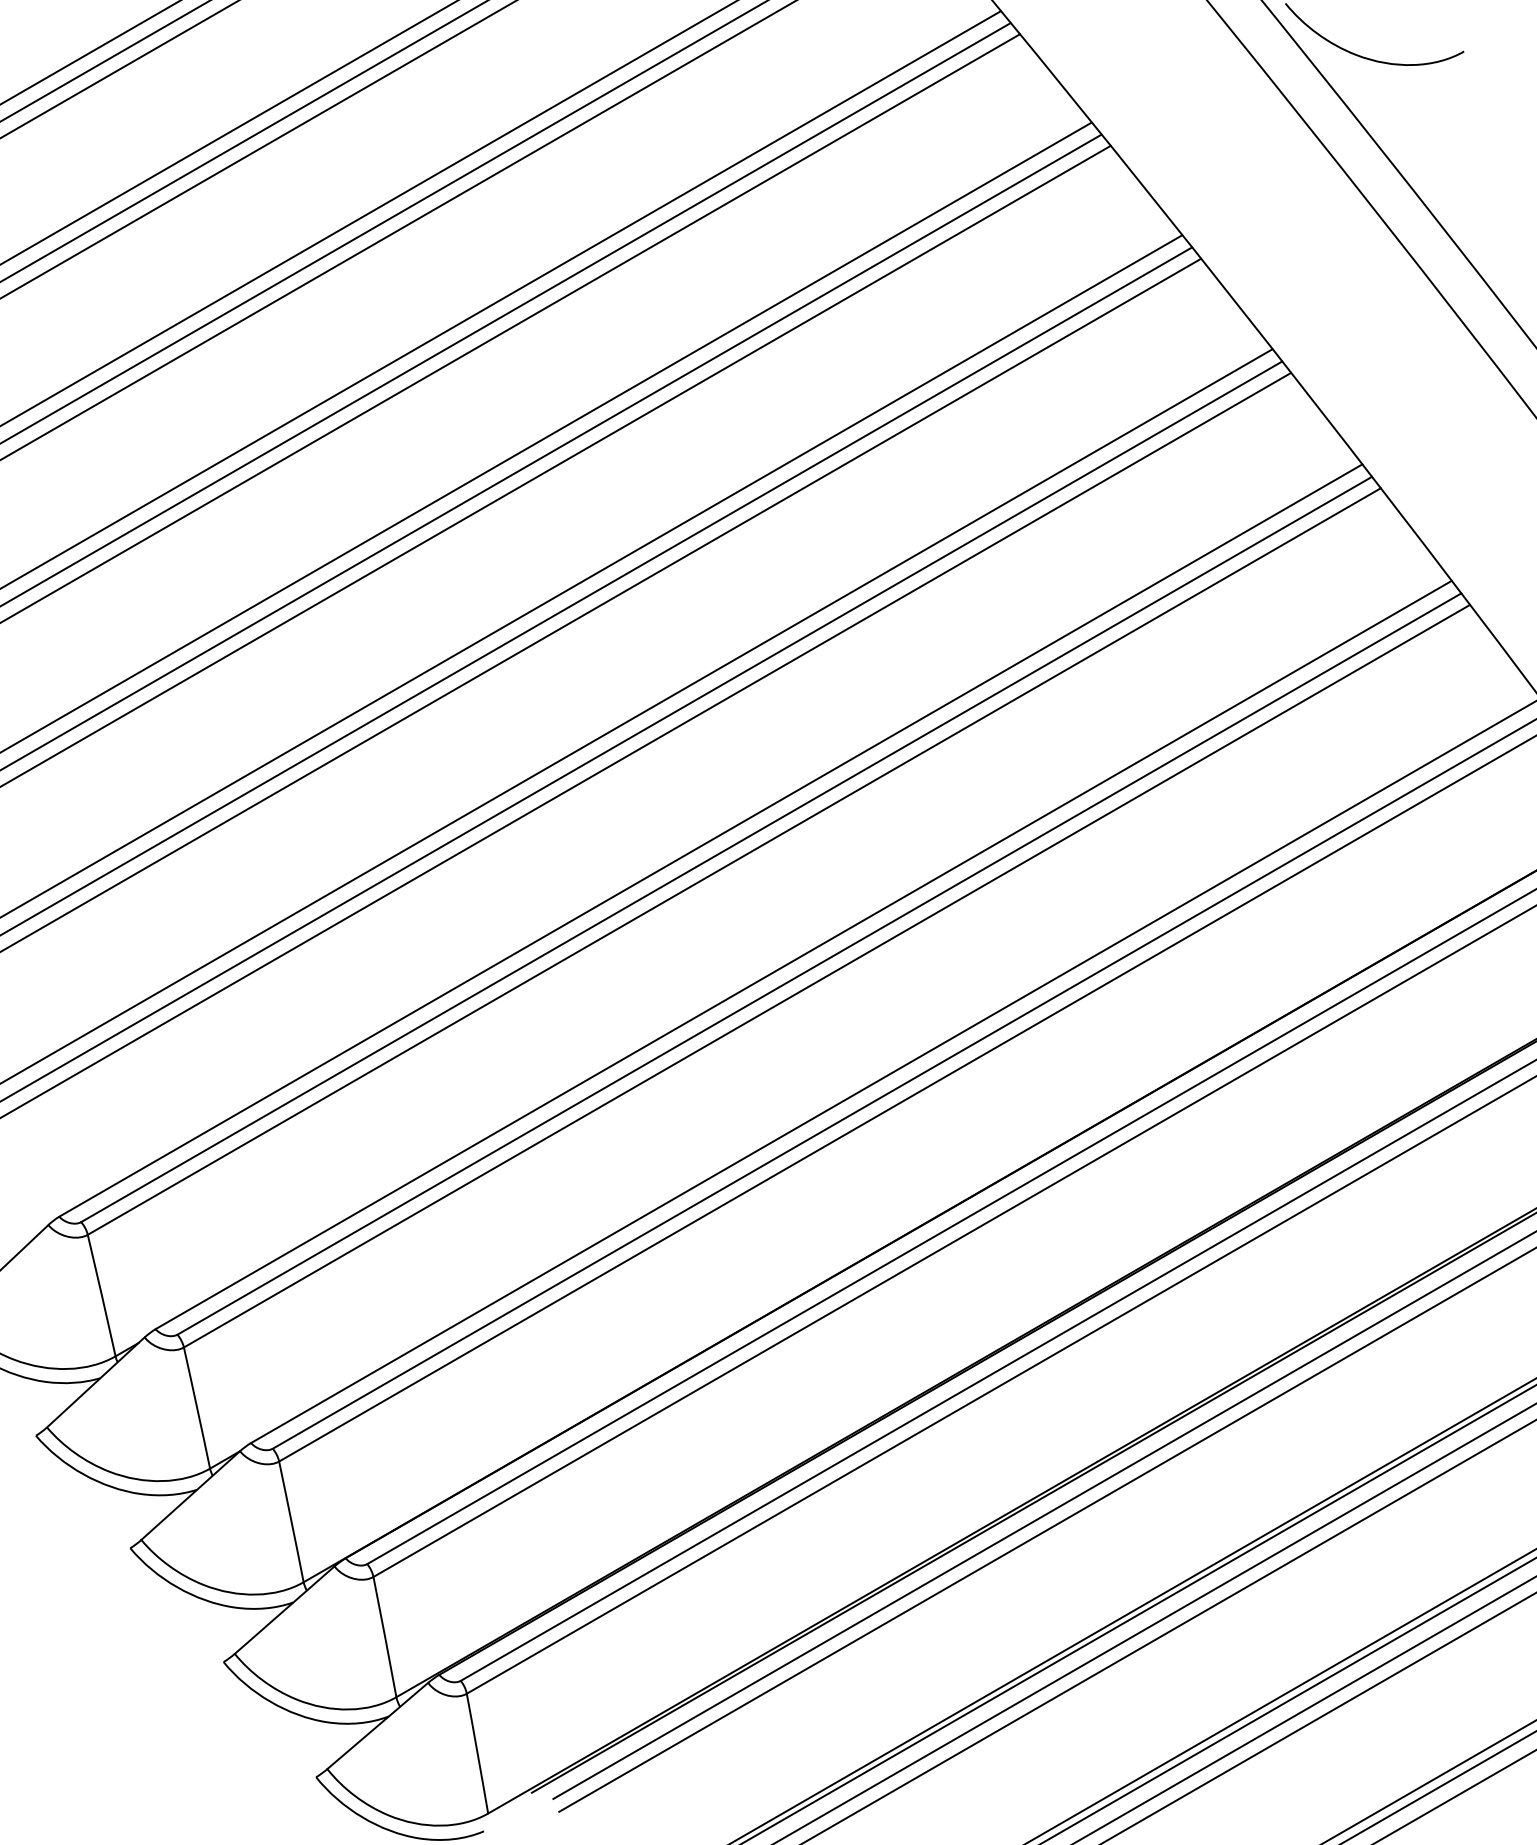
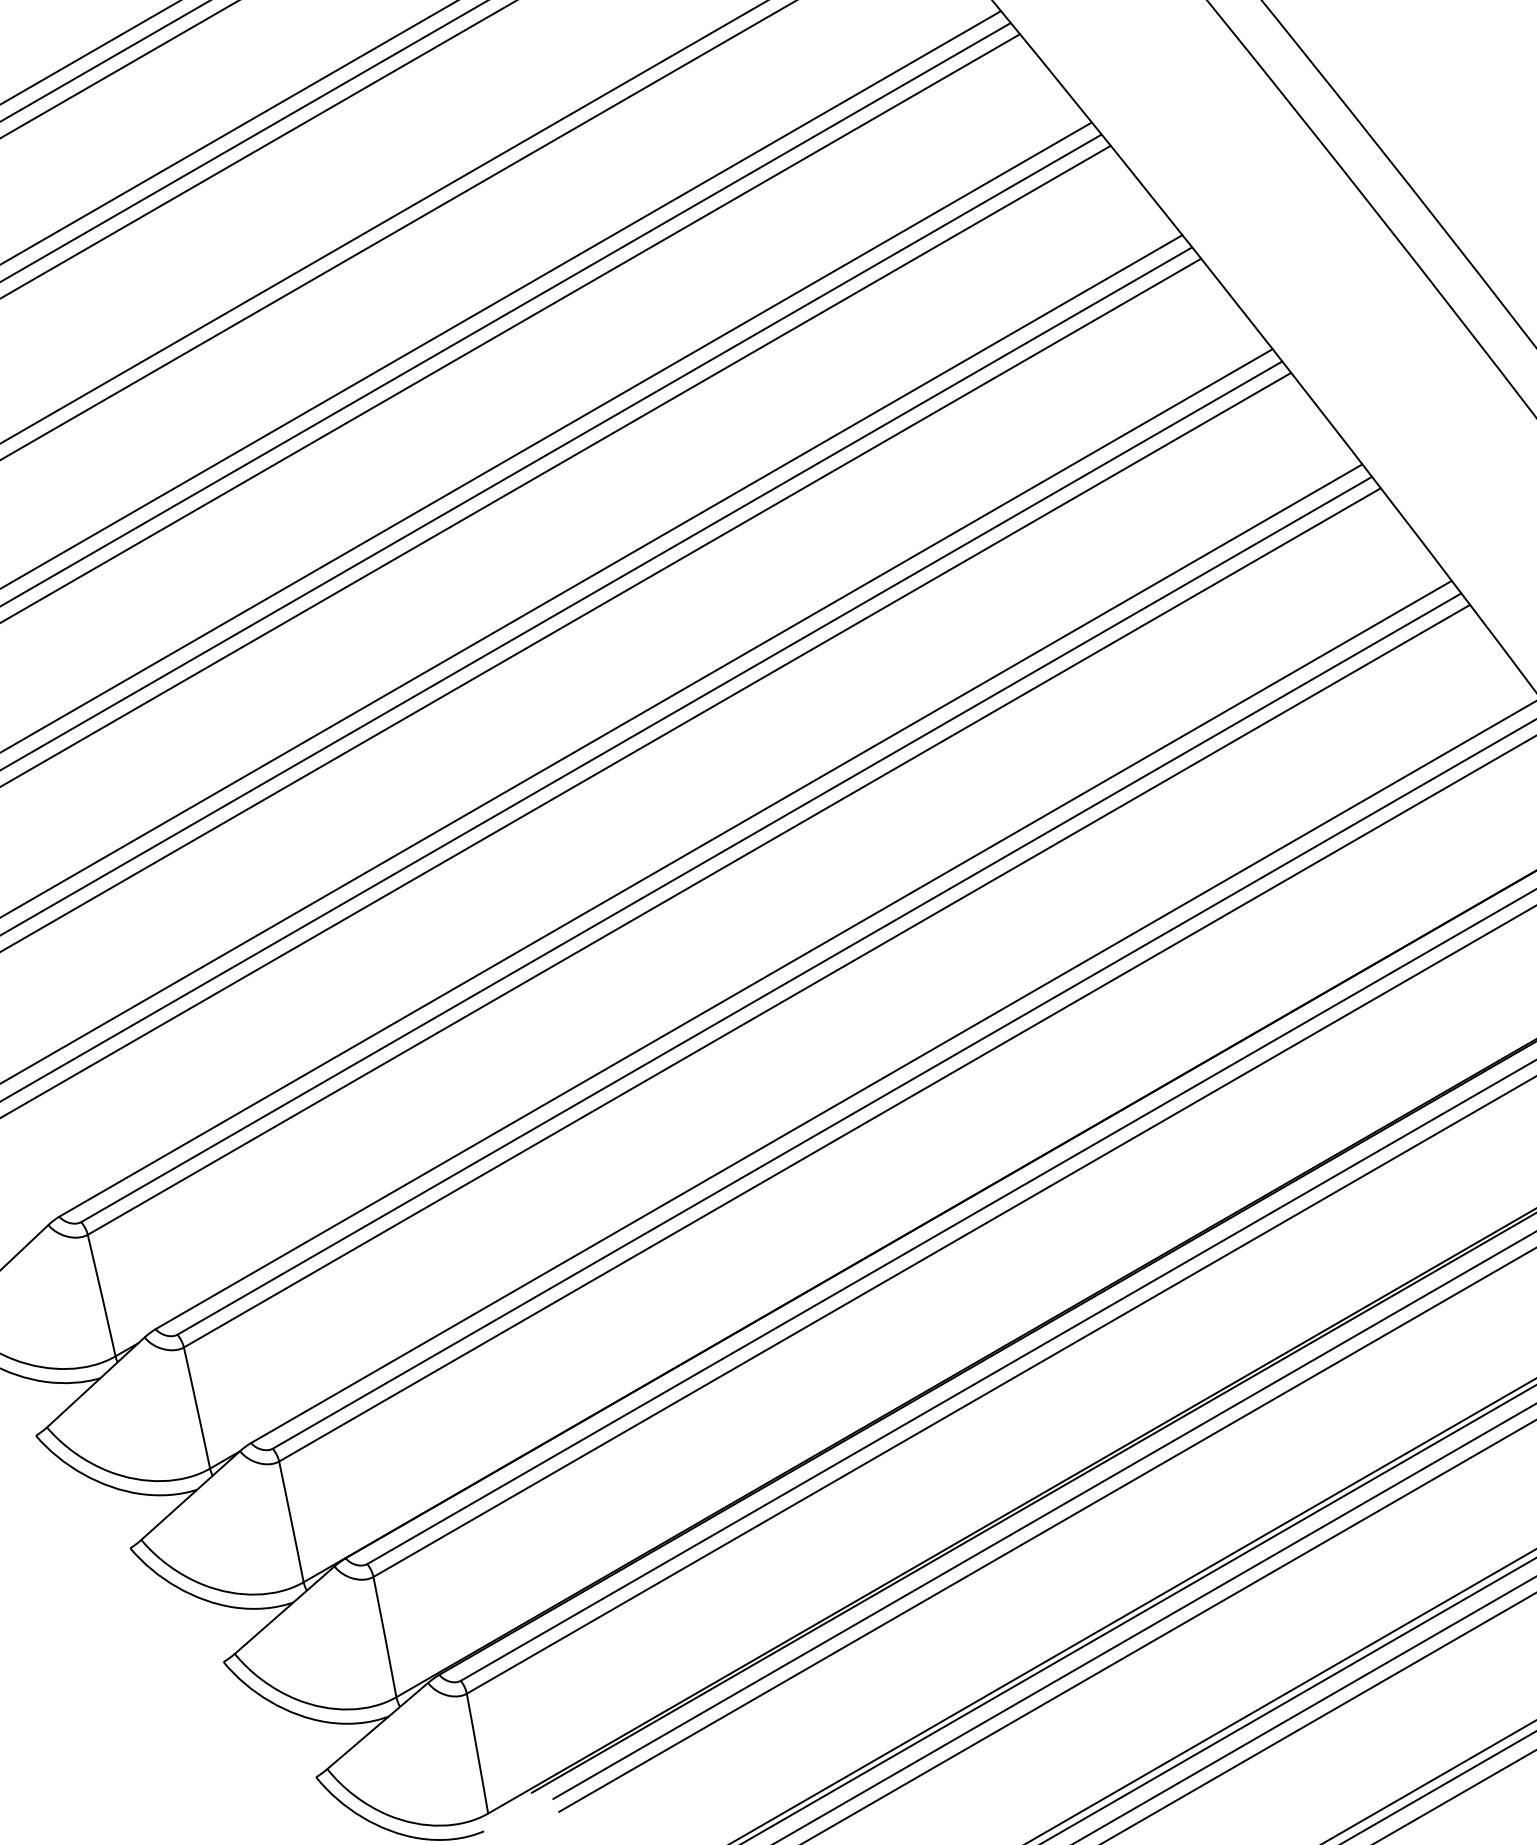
curve: present -> none (1367, 57)
line: present -> none (368, 213)
